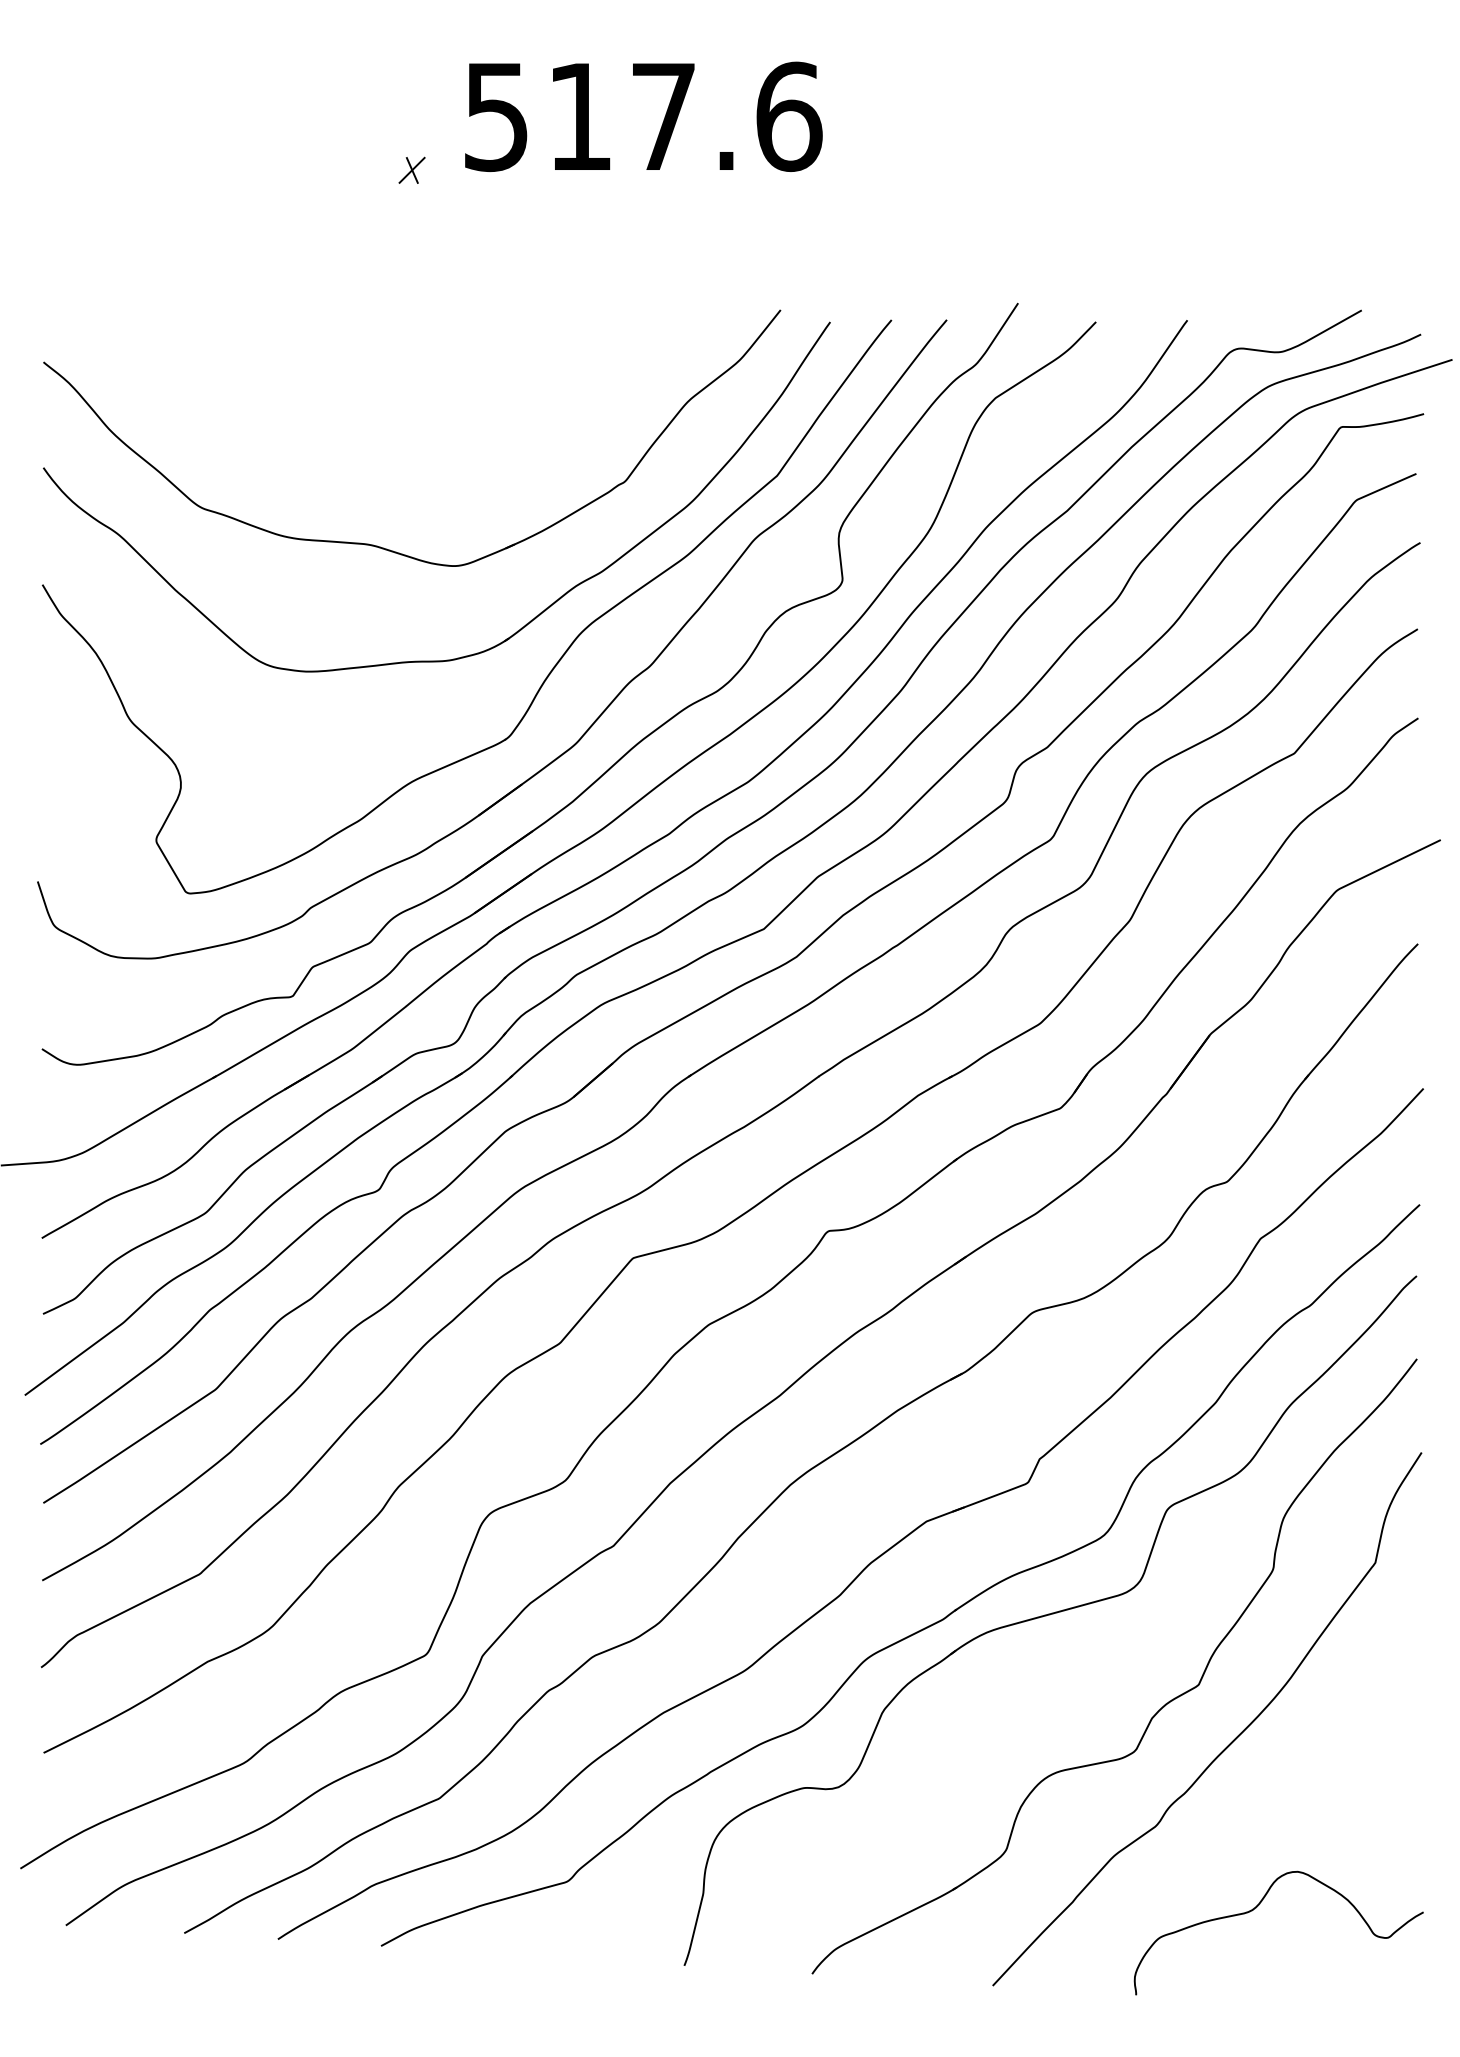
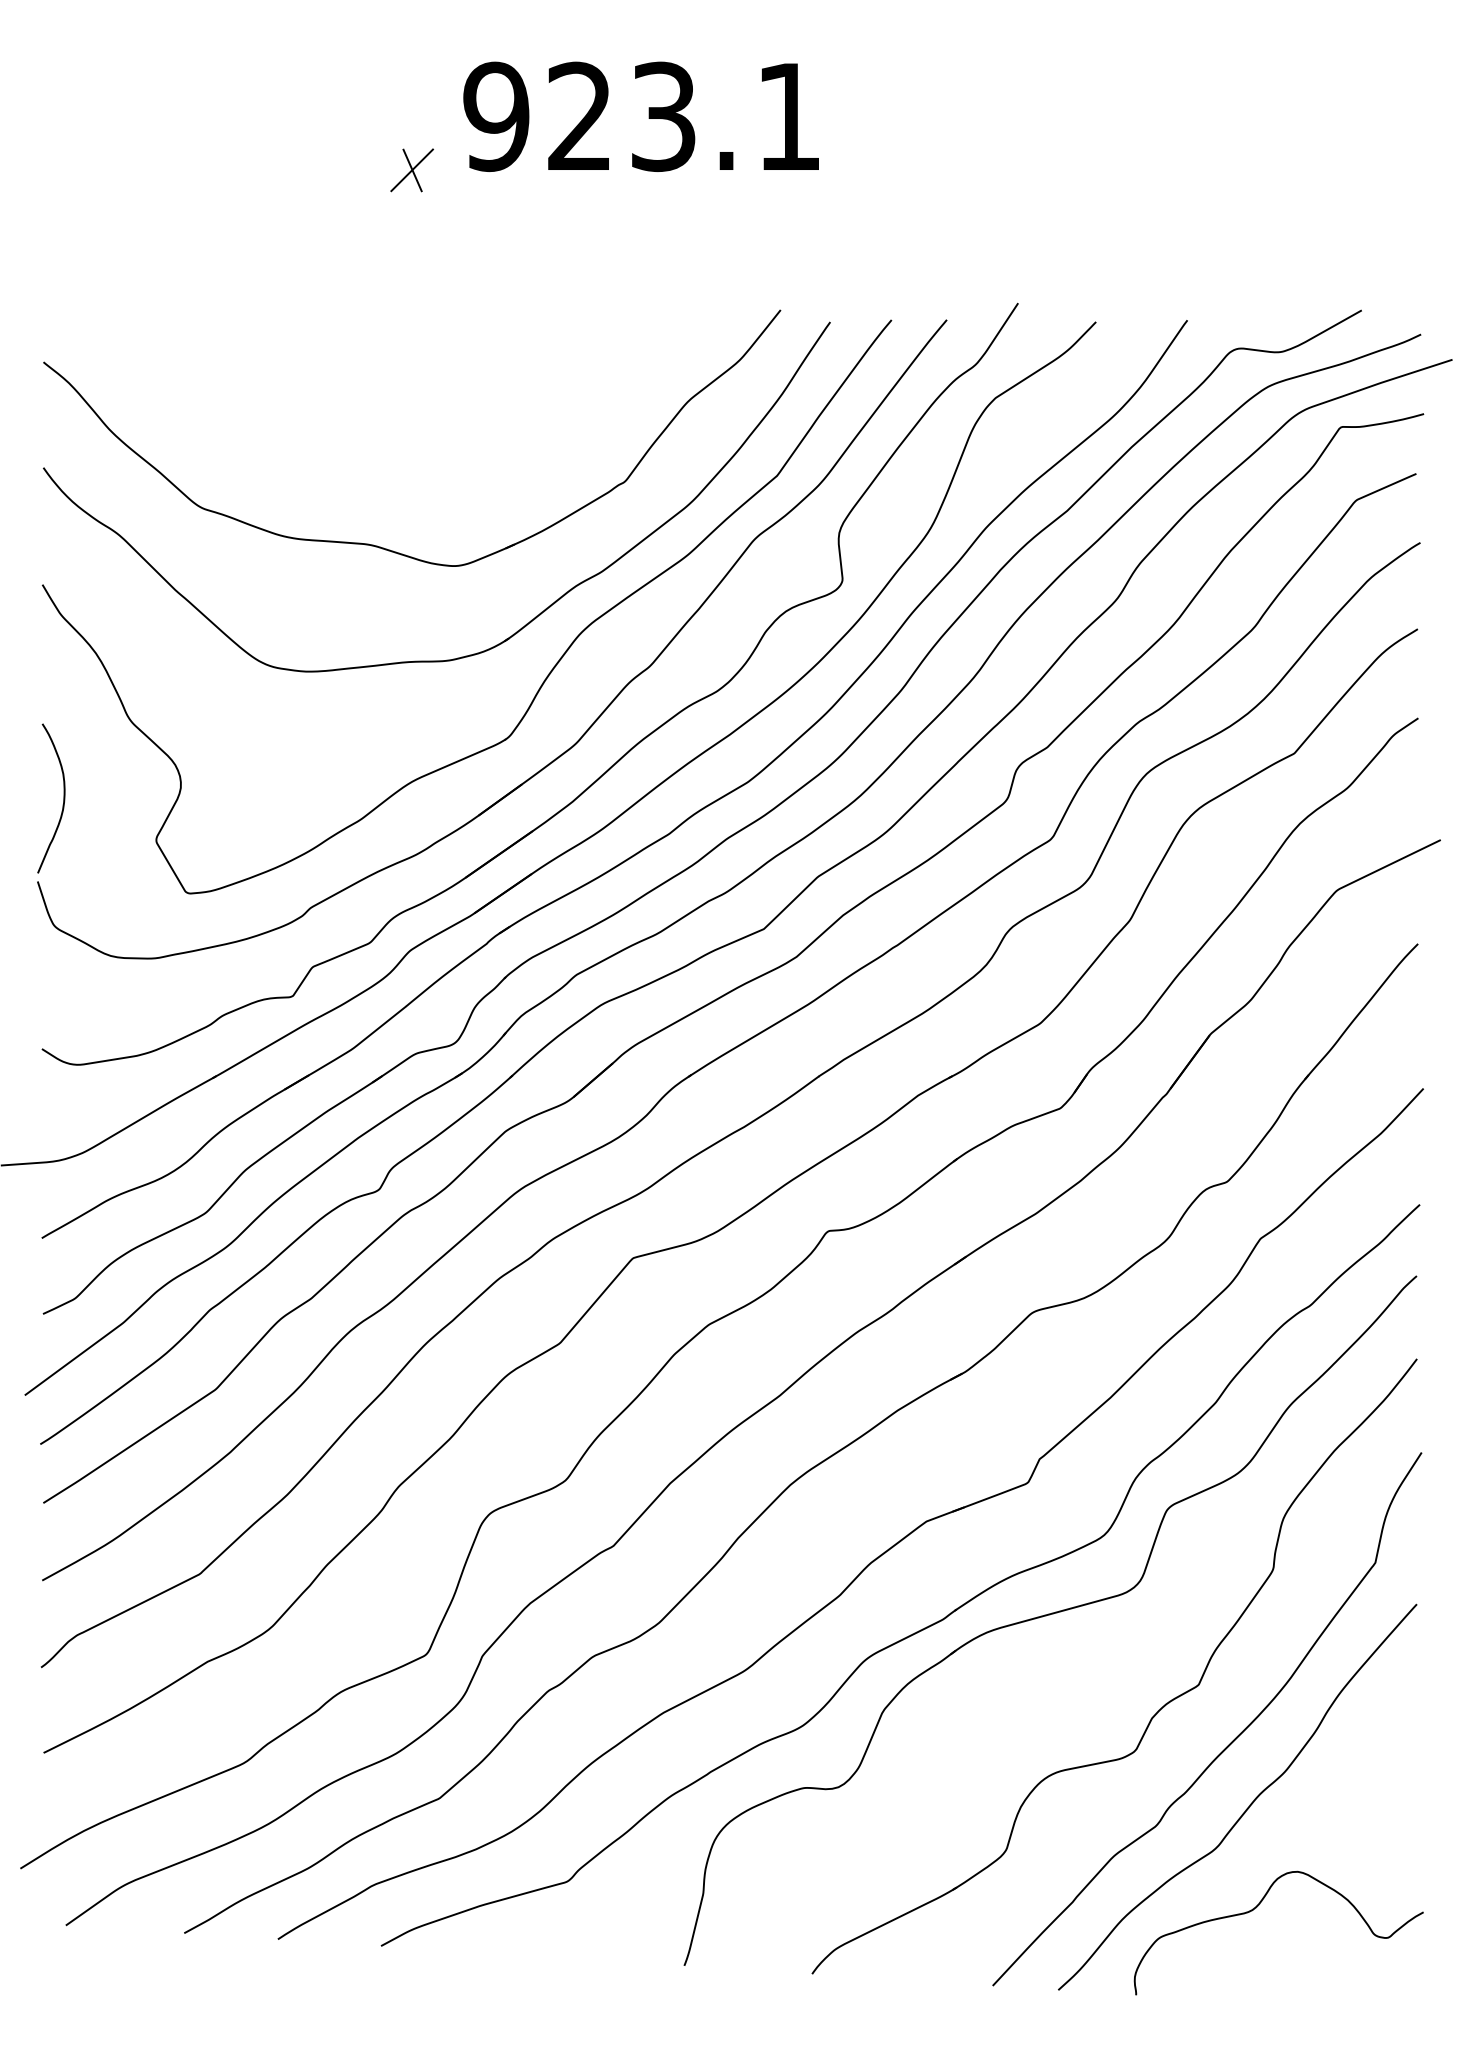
text: 517.6 -> 923.1 (642, 116)
part size: 28x28 px -> 44x45 px (411, 170)
curve: none -> present (63, 798)
curve: none -> present (1249, 1804)
